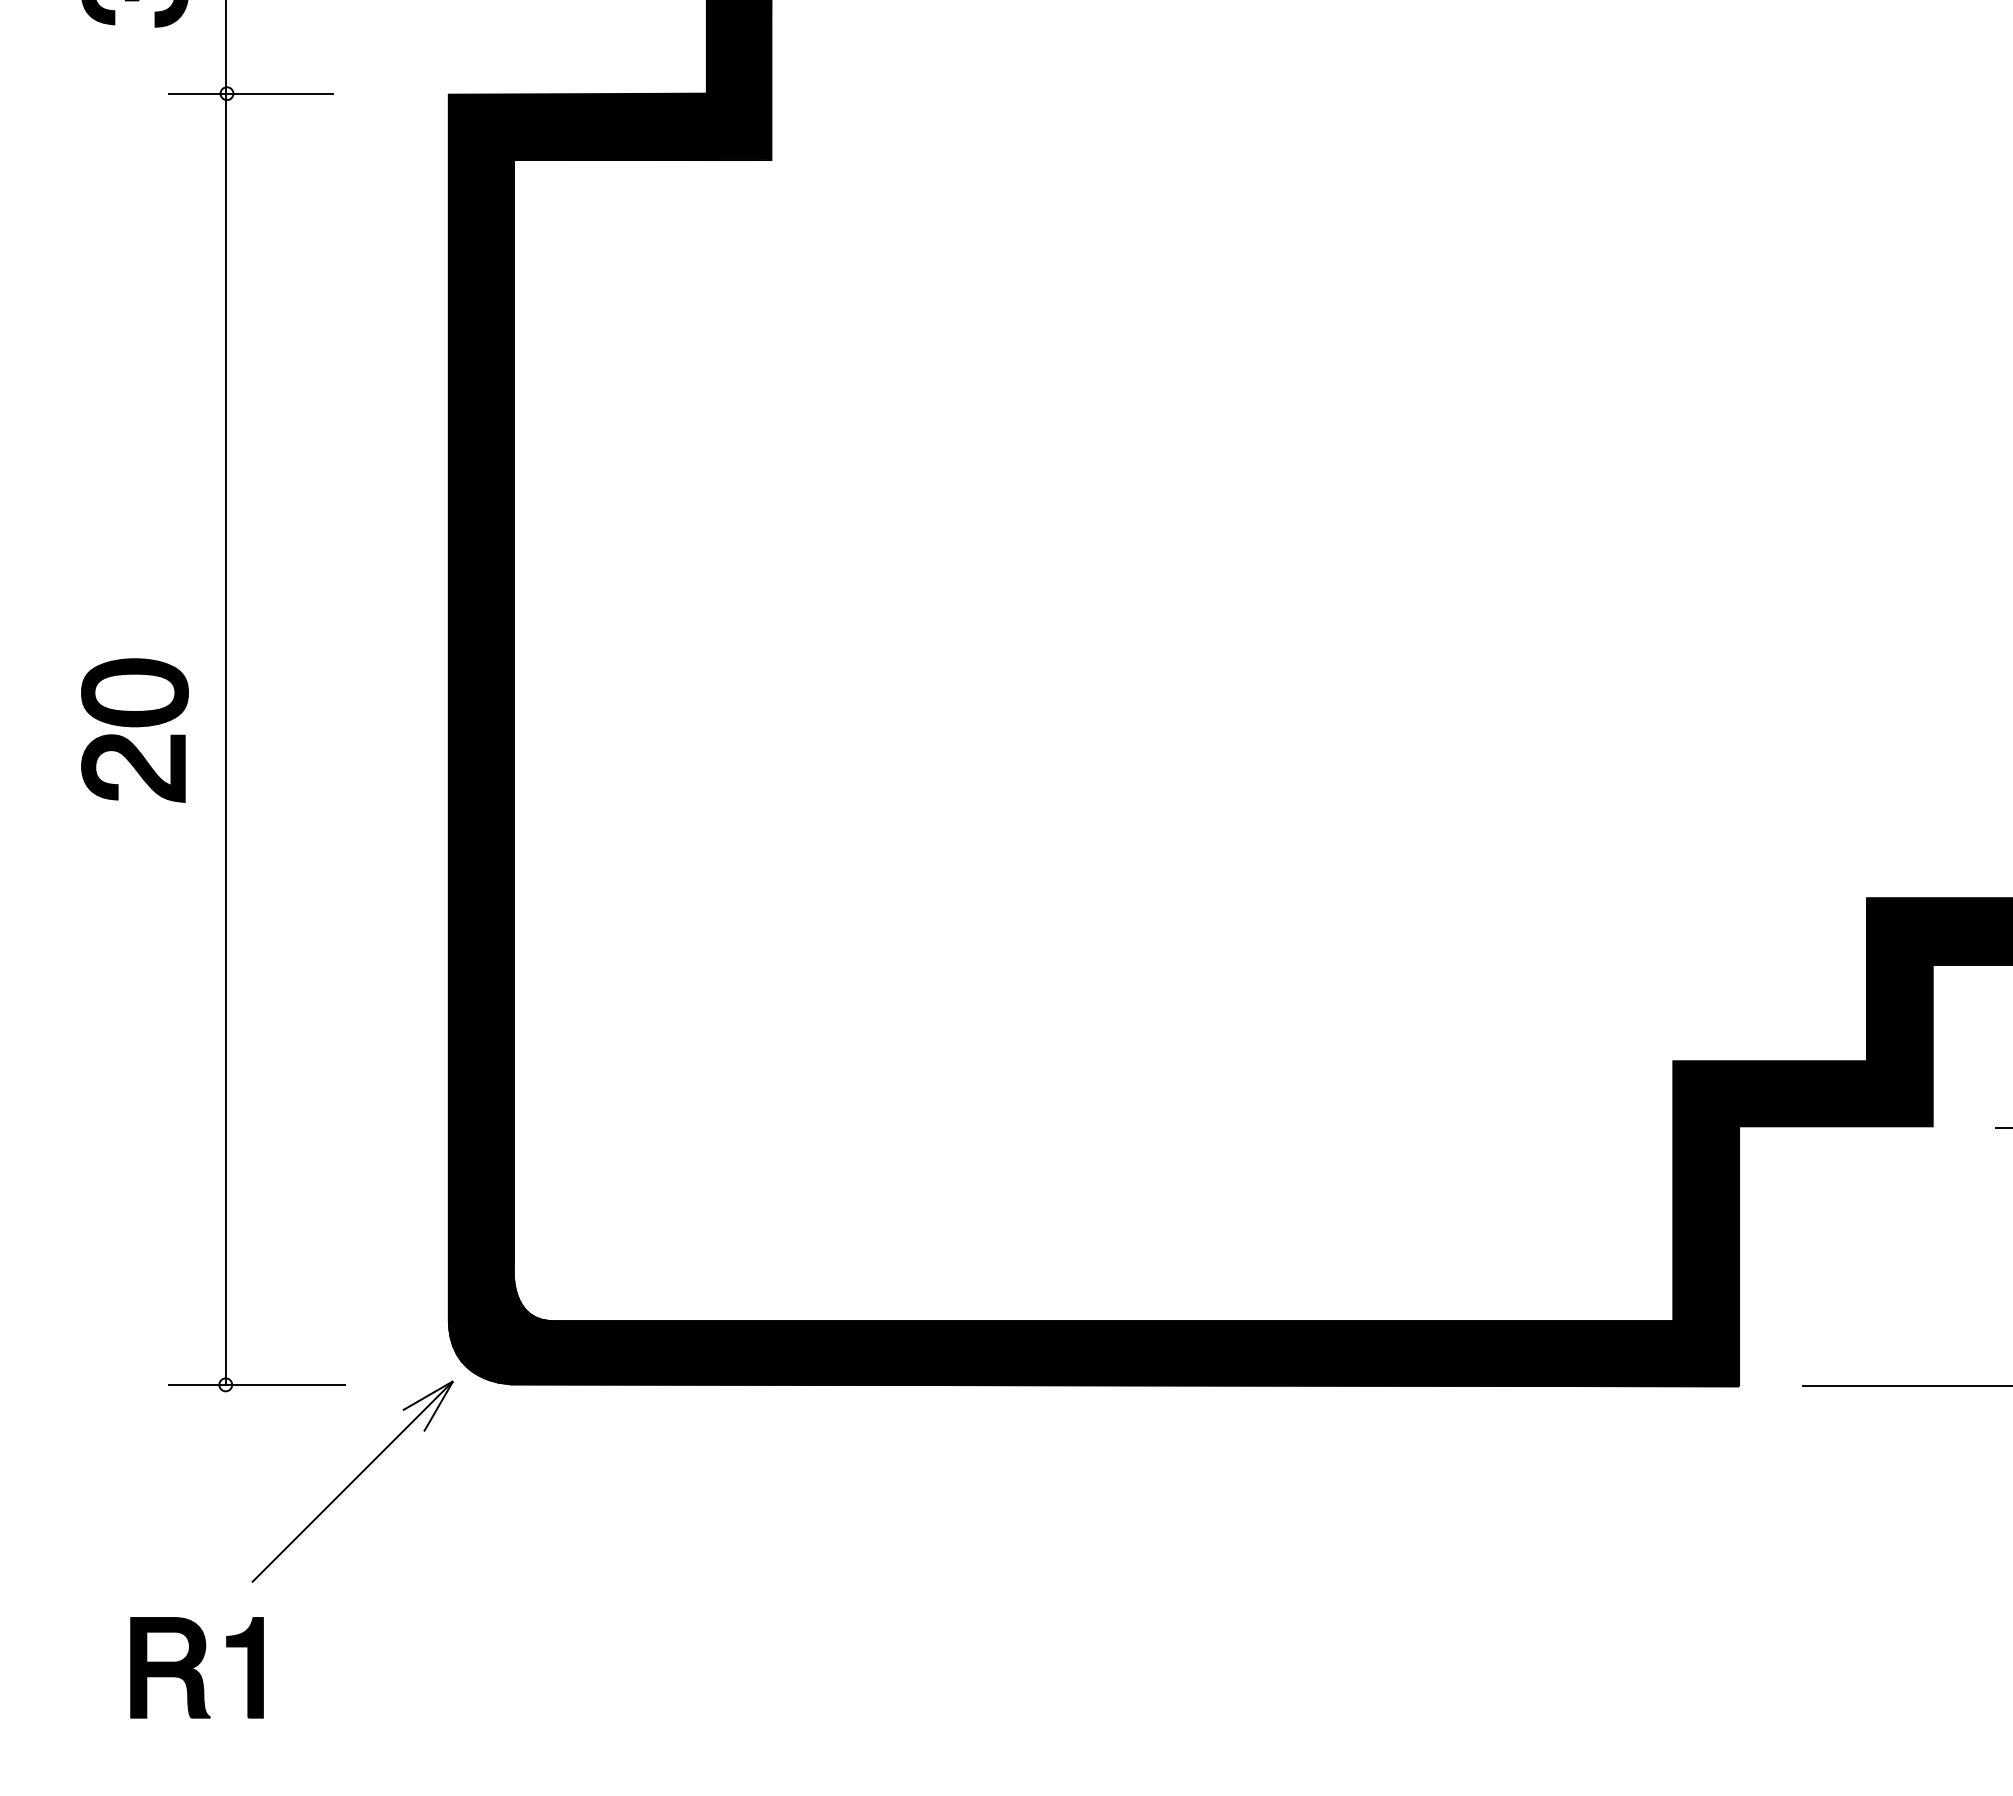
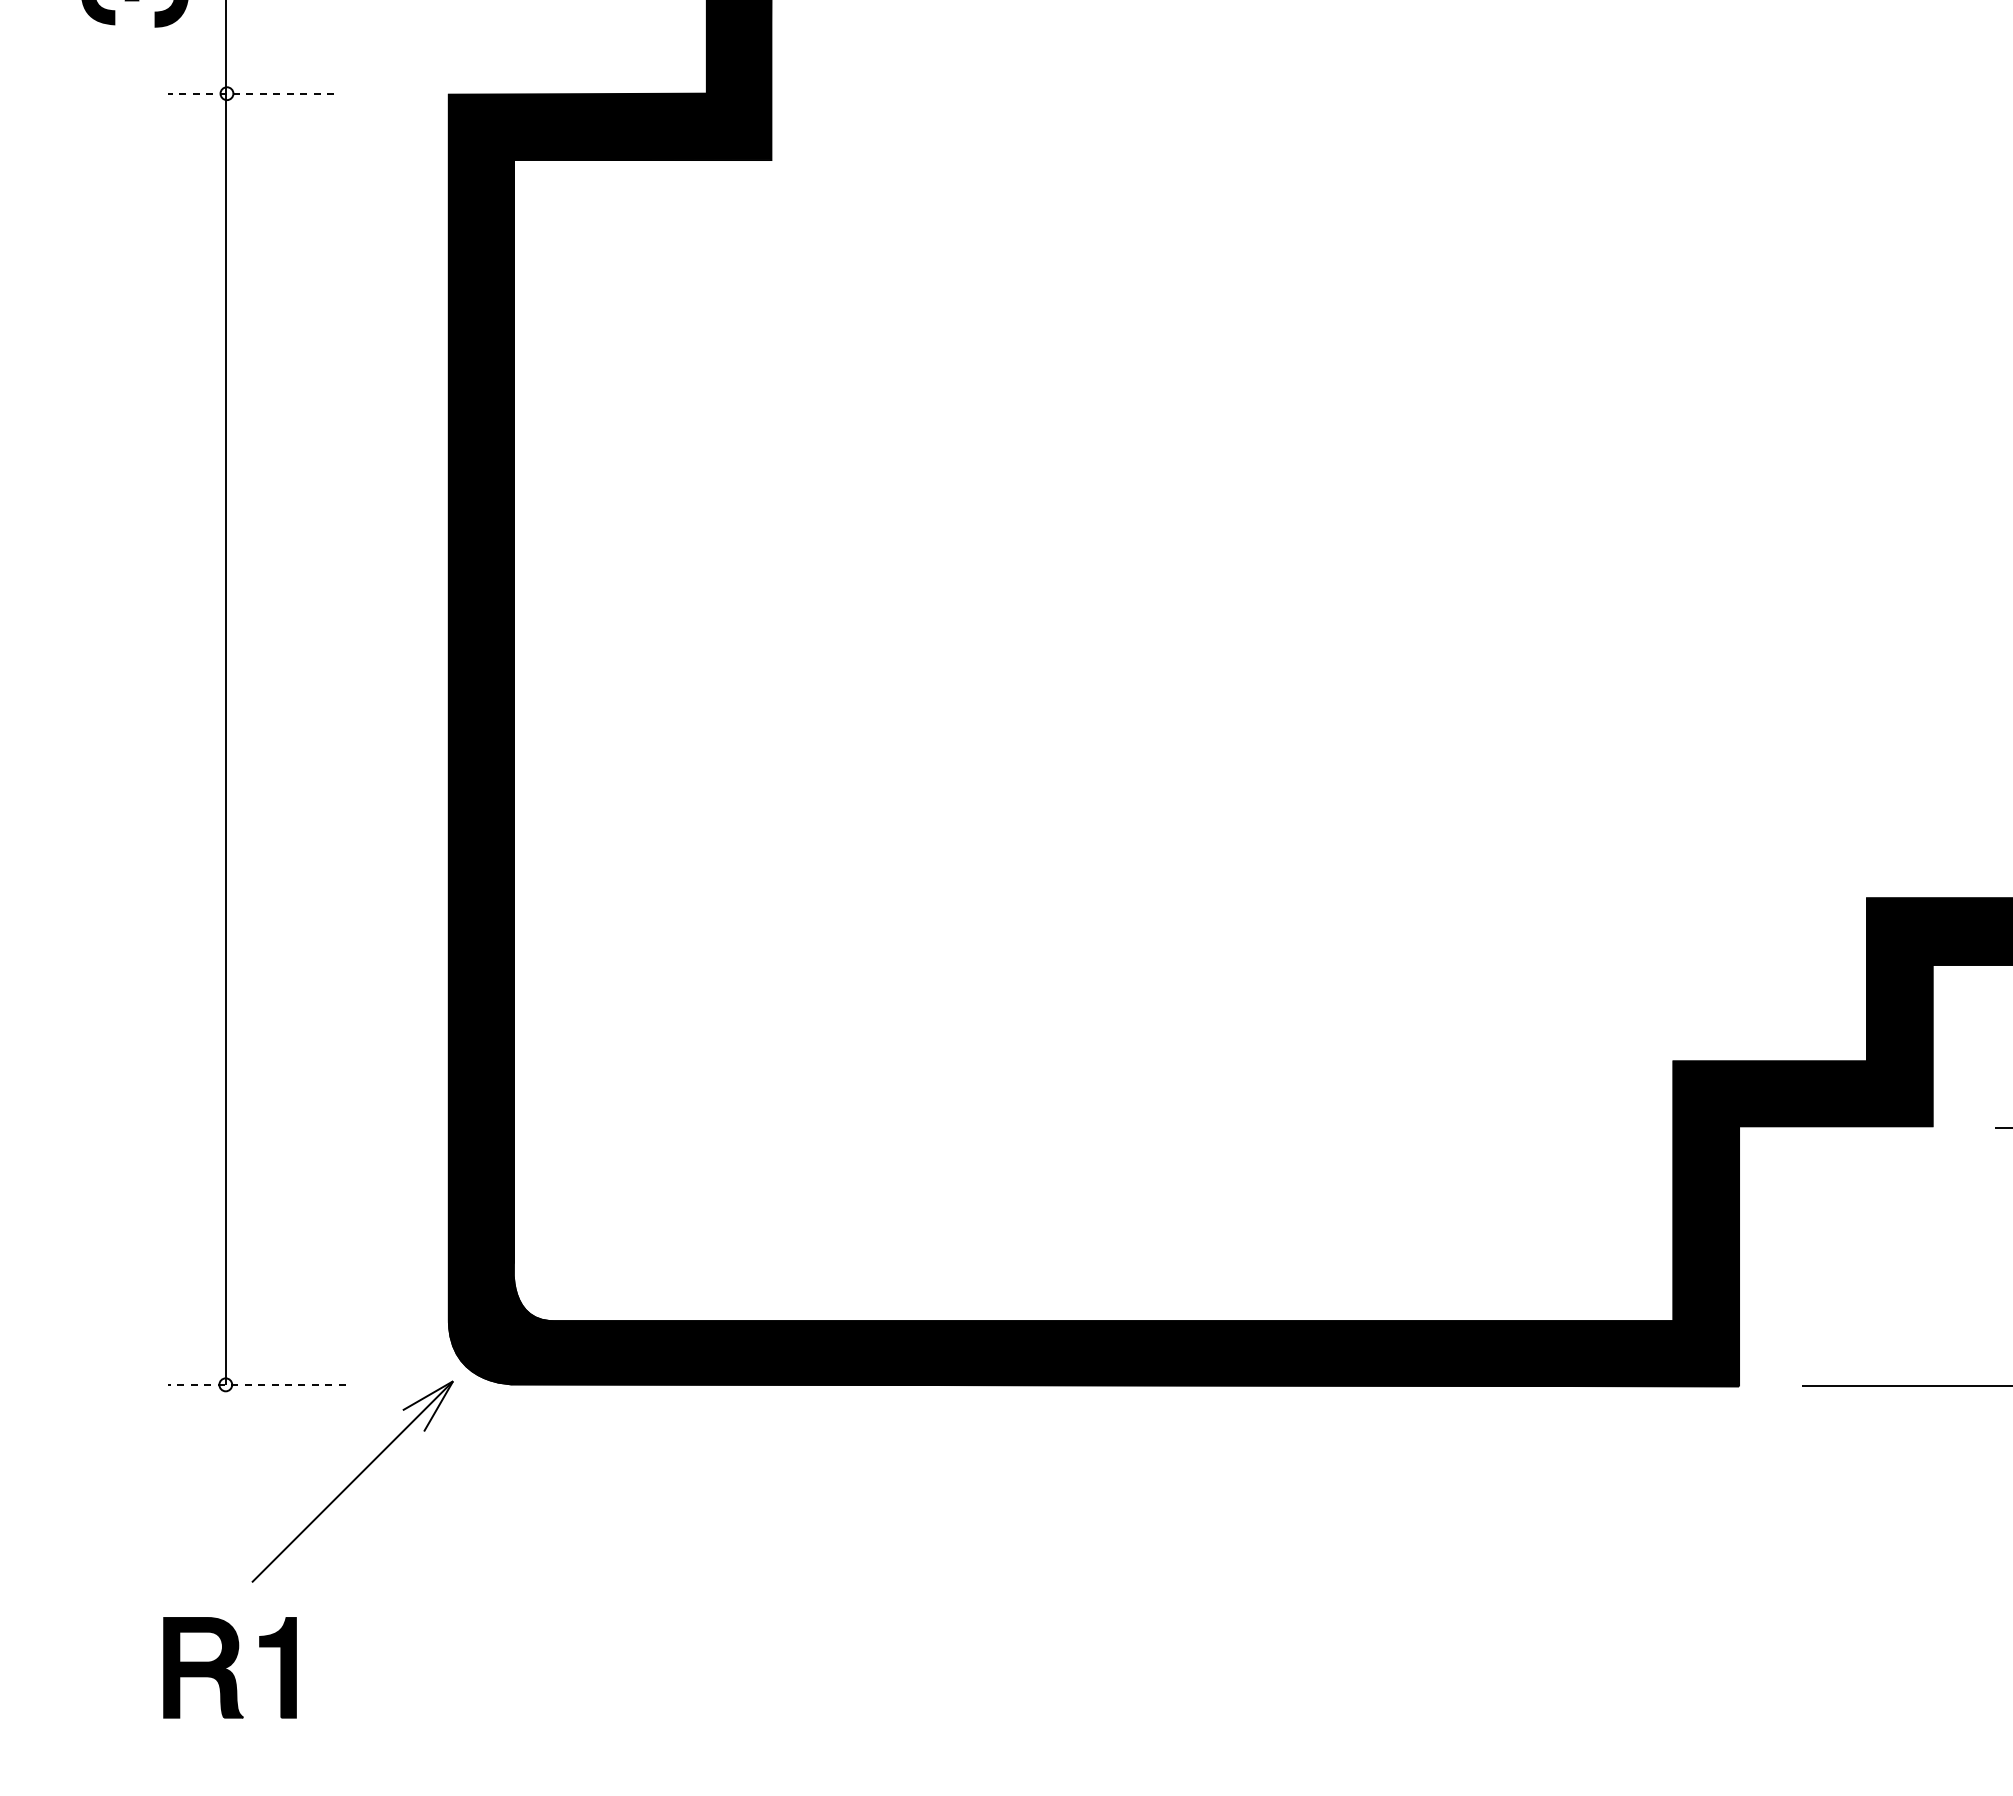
line: solid -> dashed (250, 94)
part: present -> none (134, 730)
line: solid -> dashed (256, 1384)
part position: (196, 1667) -> (229, 1667) (229, 1667)
